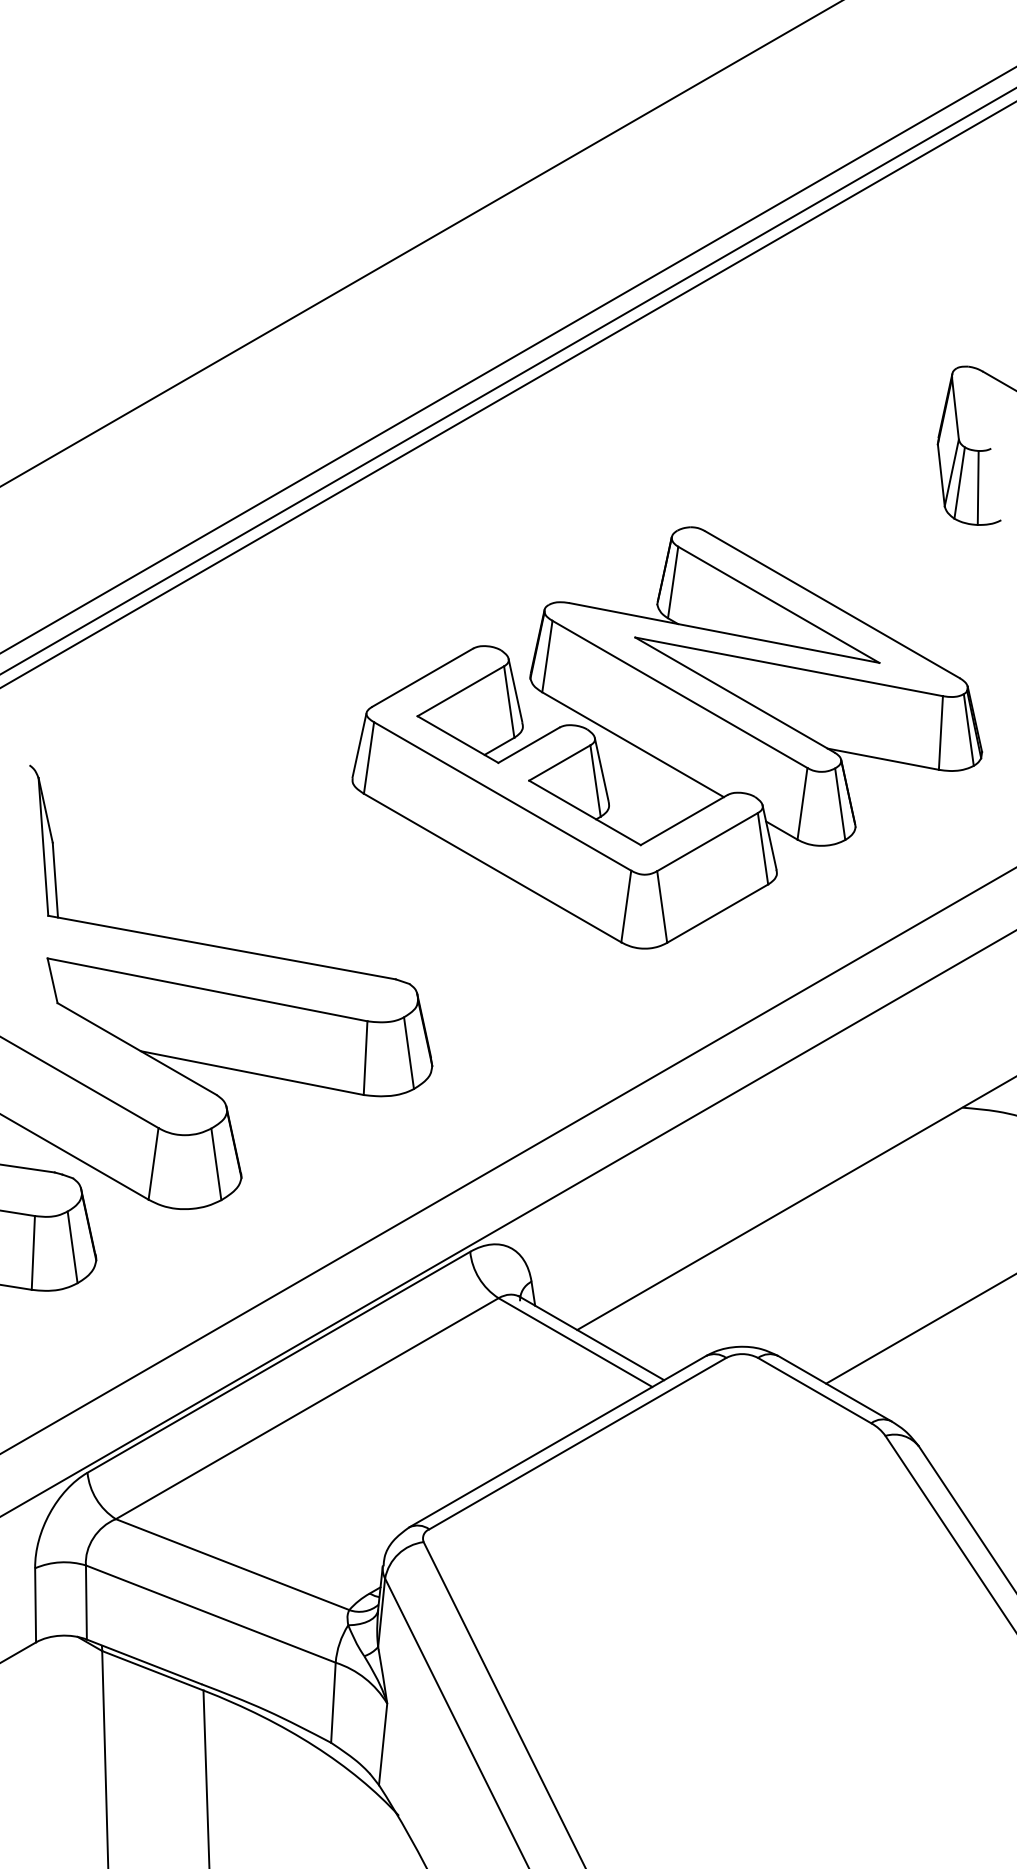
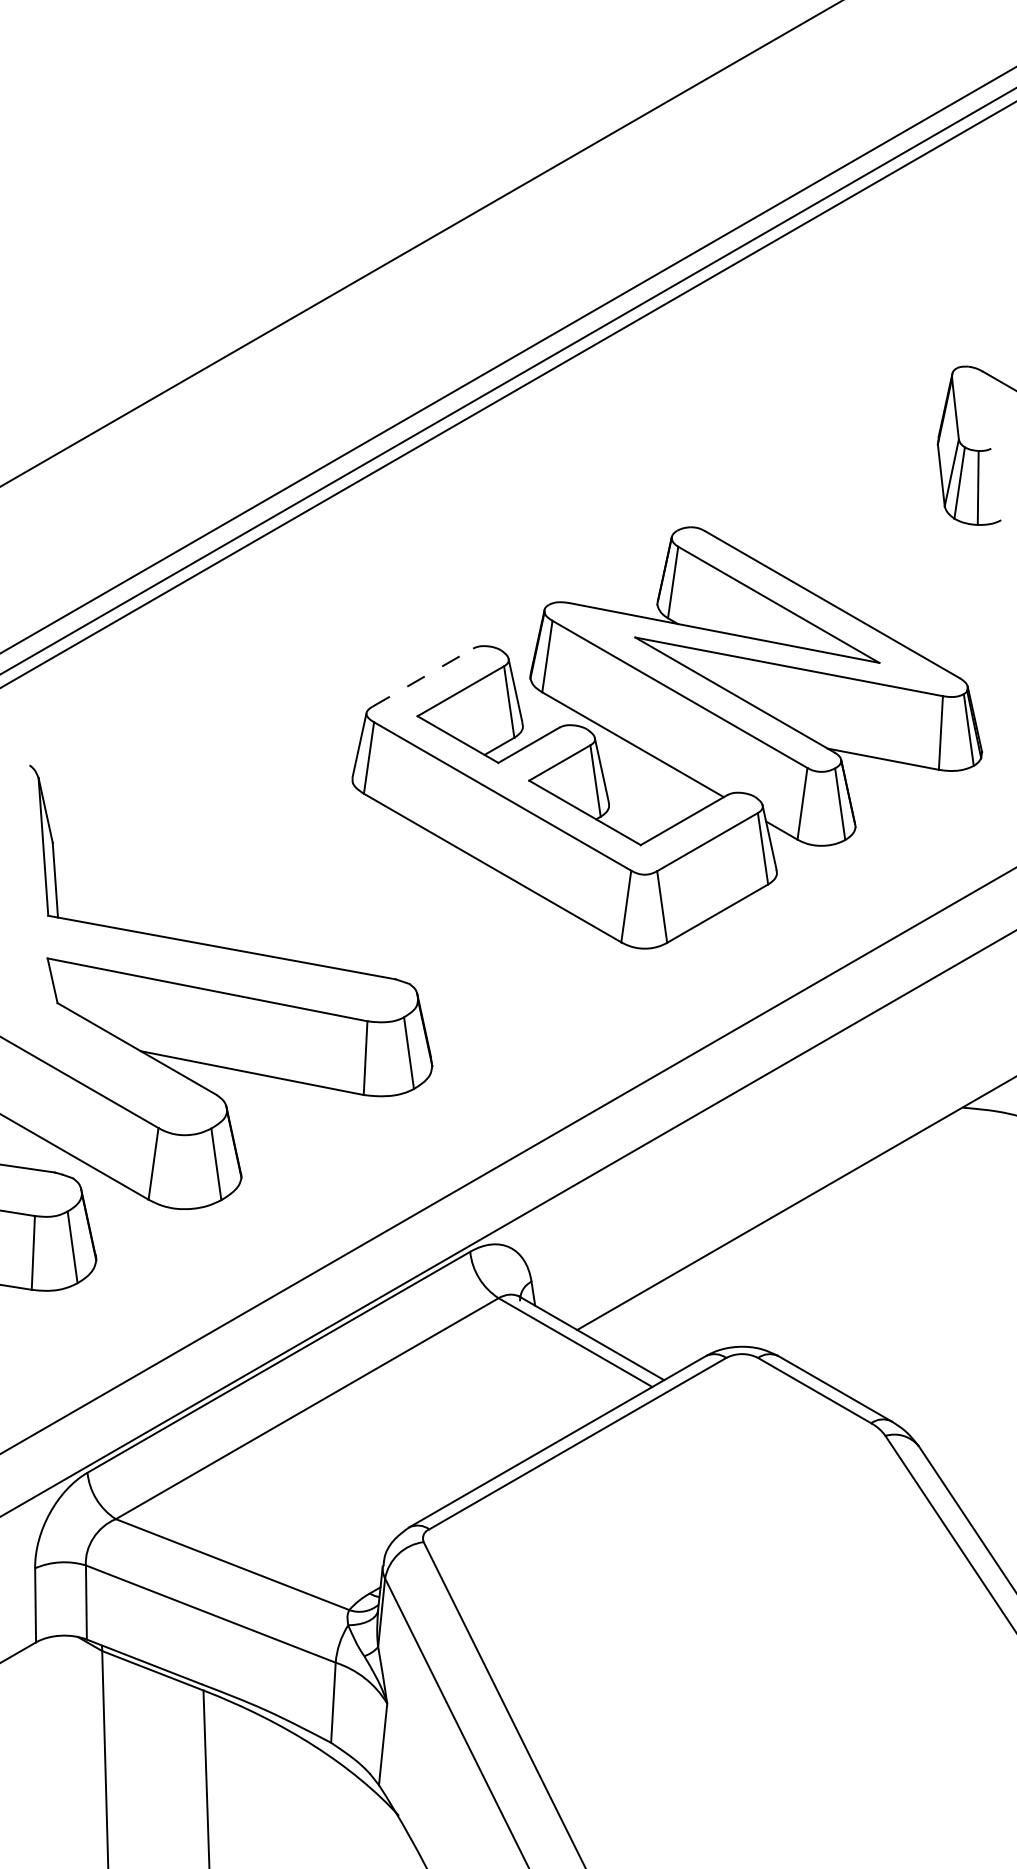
line: solid -> dashed (423, 677)
line: present -> none (919, 1329)
